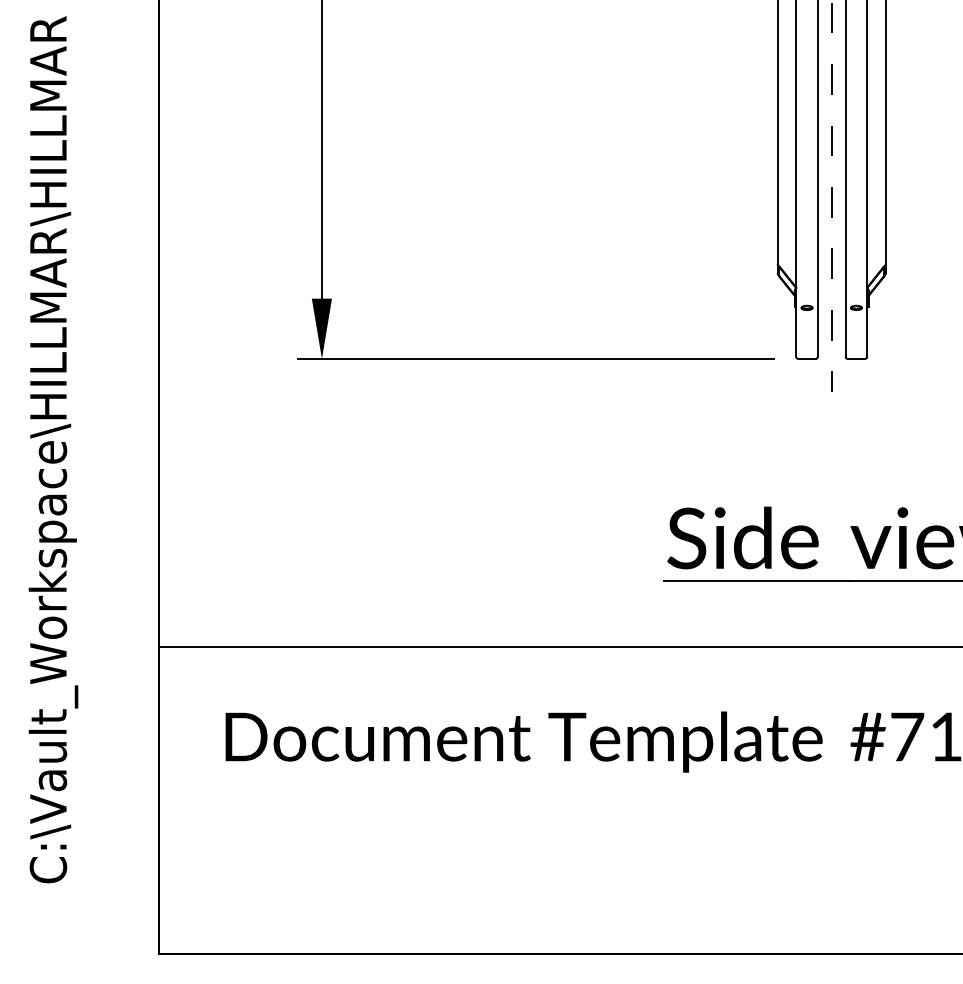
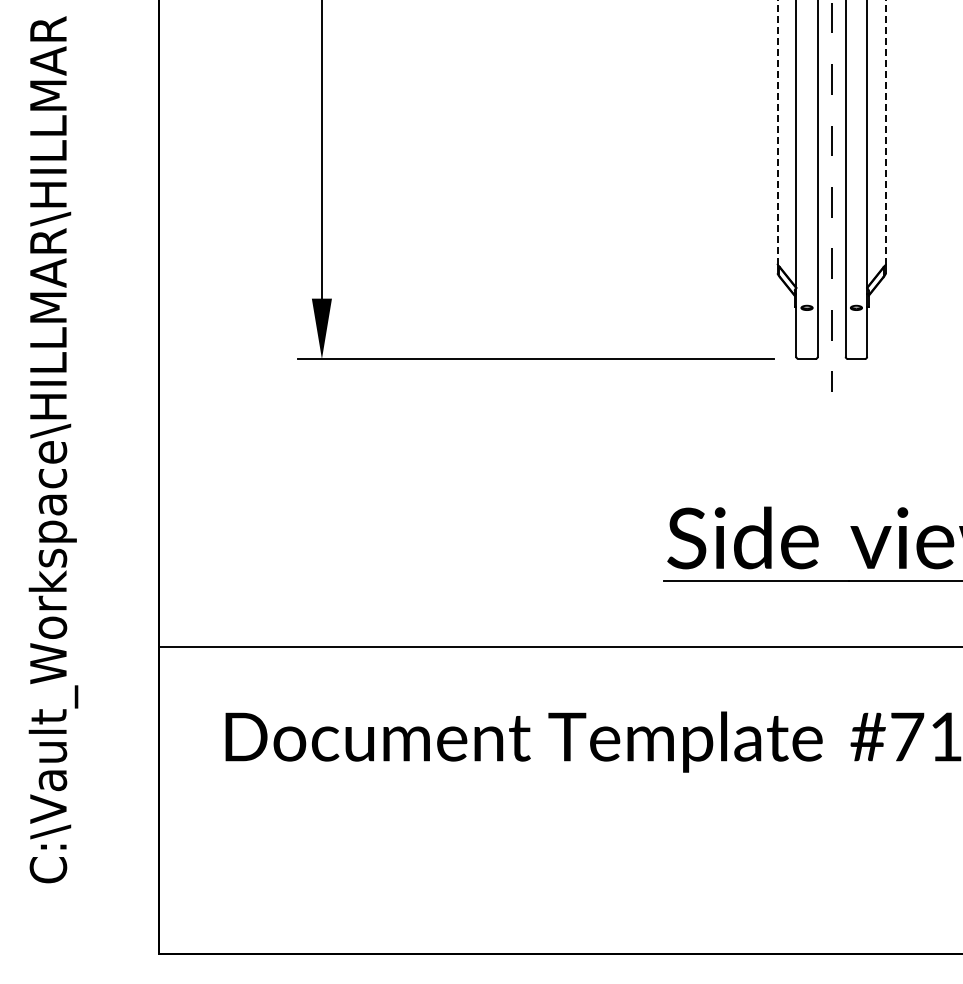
line: solid -> dashed (885, 132)
line: solid -> dashed (777, 133)
